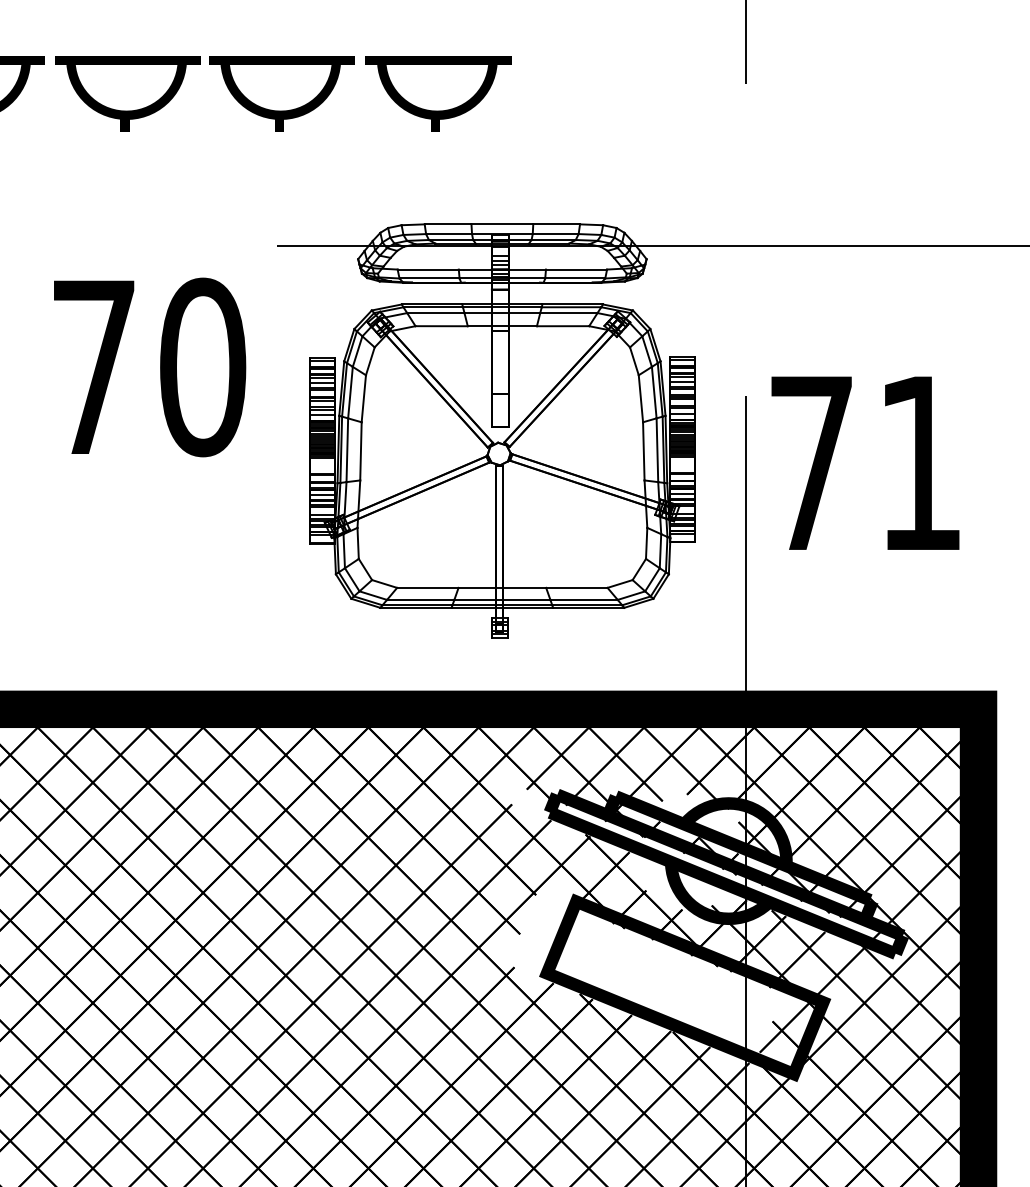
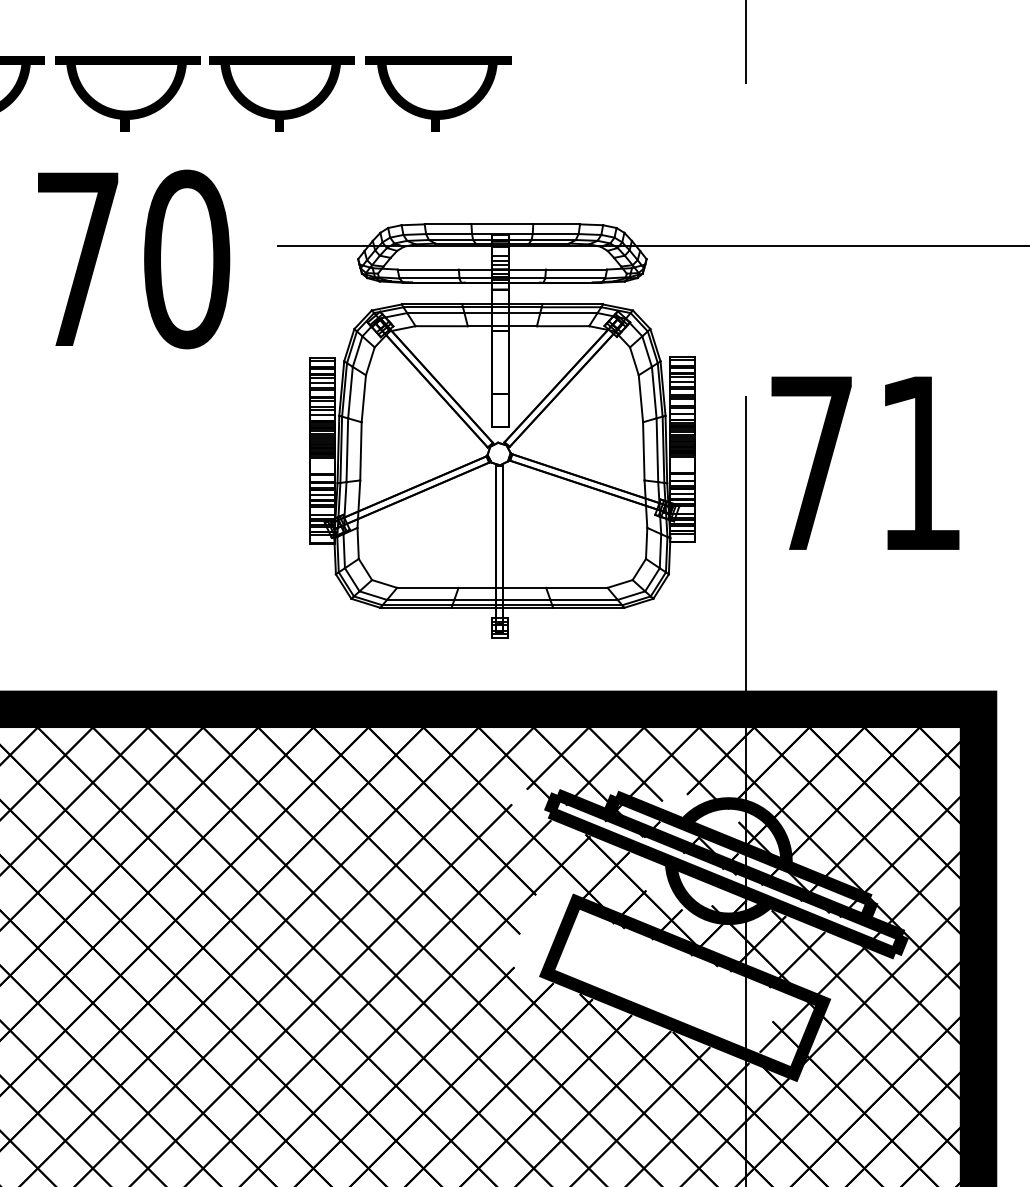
text position: (150, 367) -> (134, 259) (134, 259)
